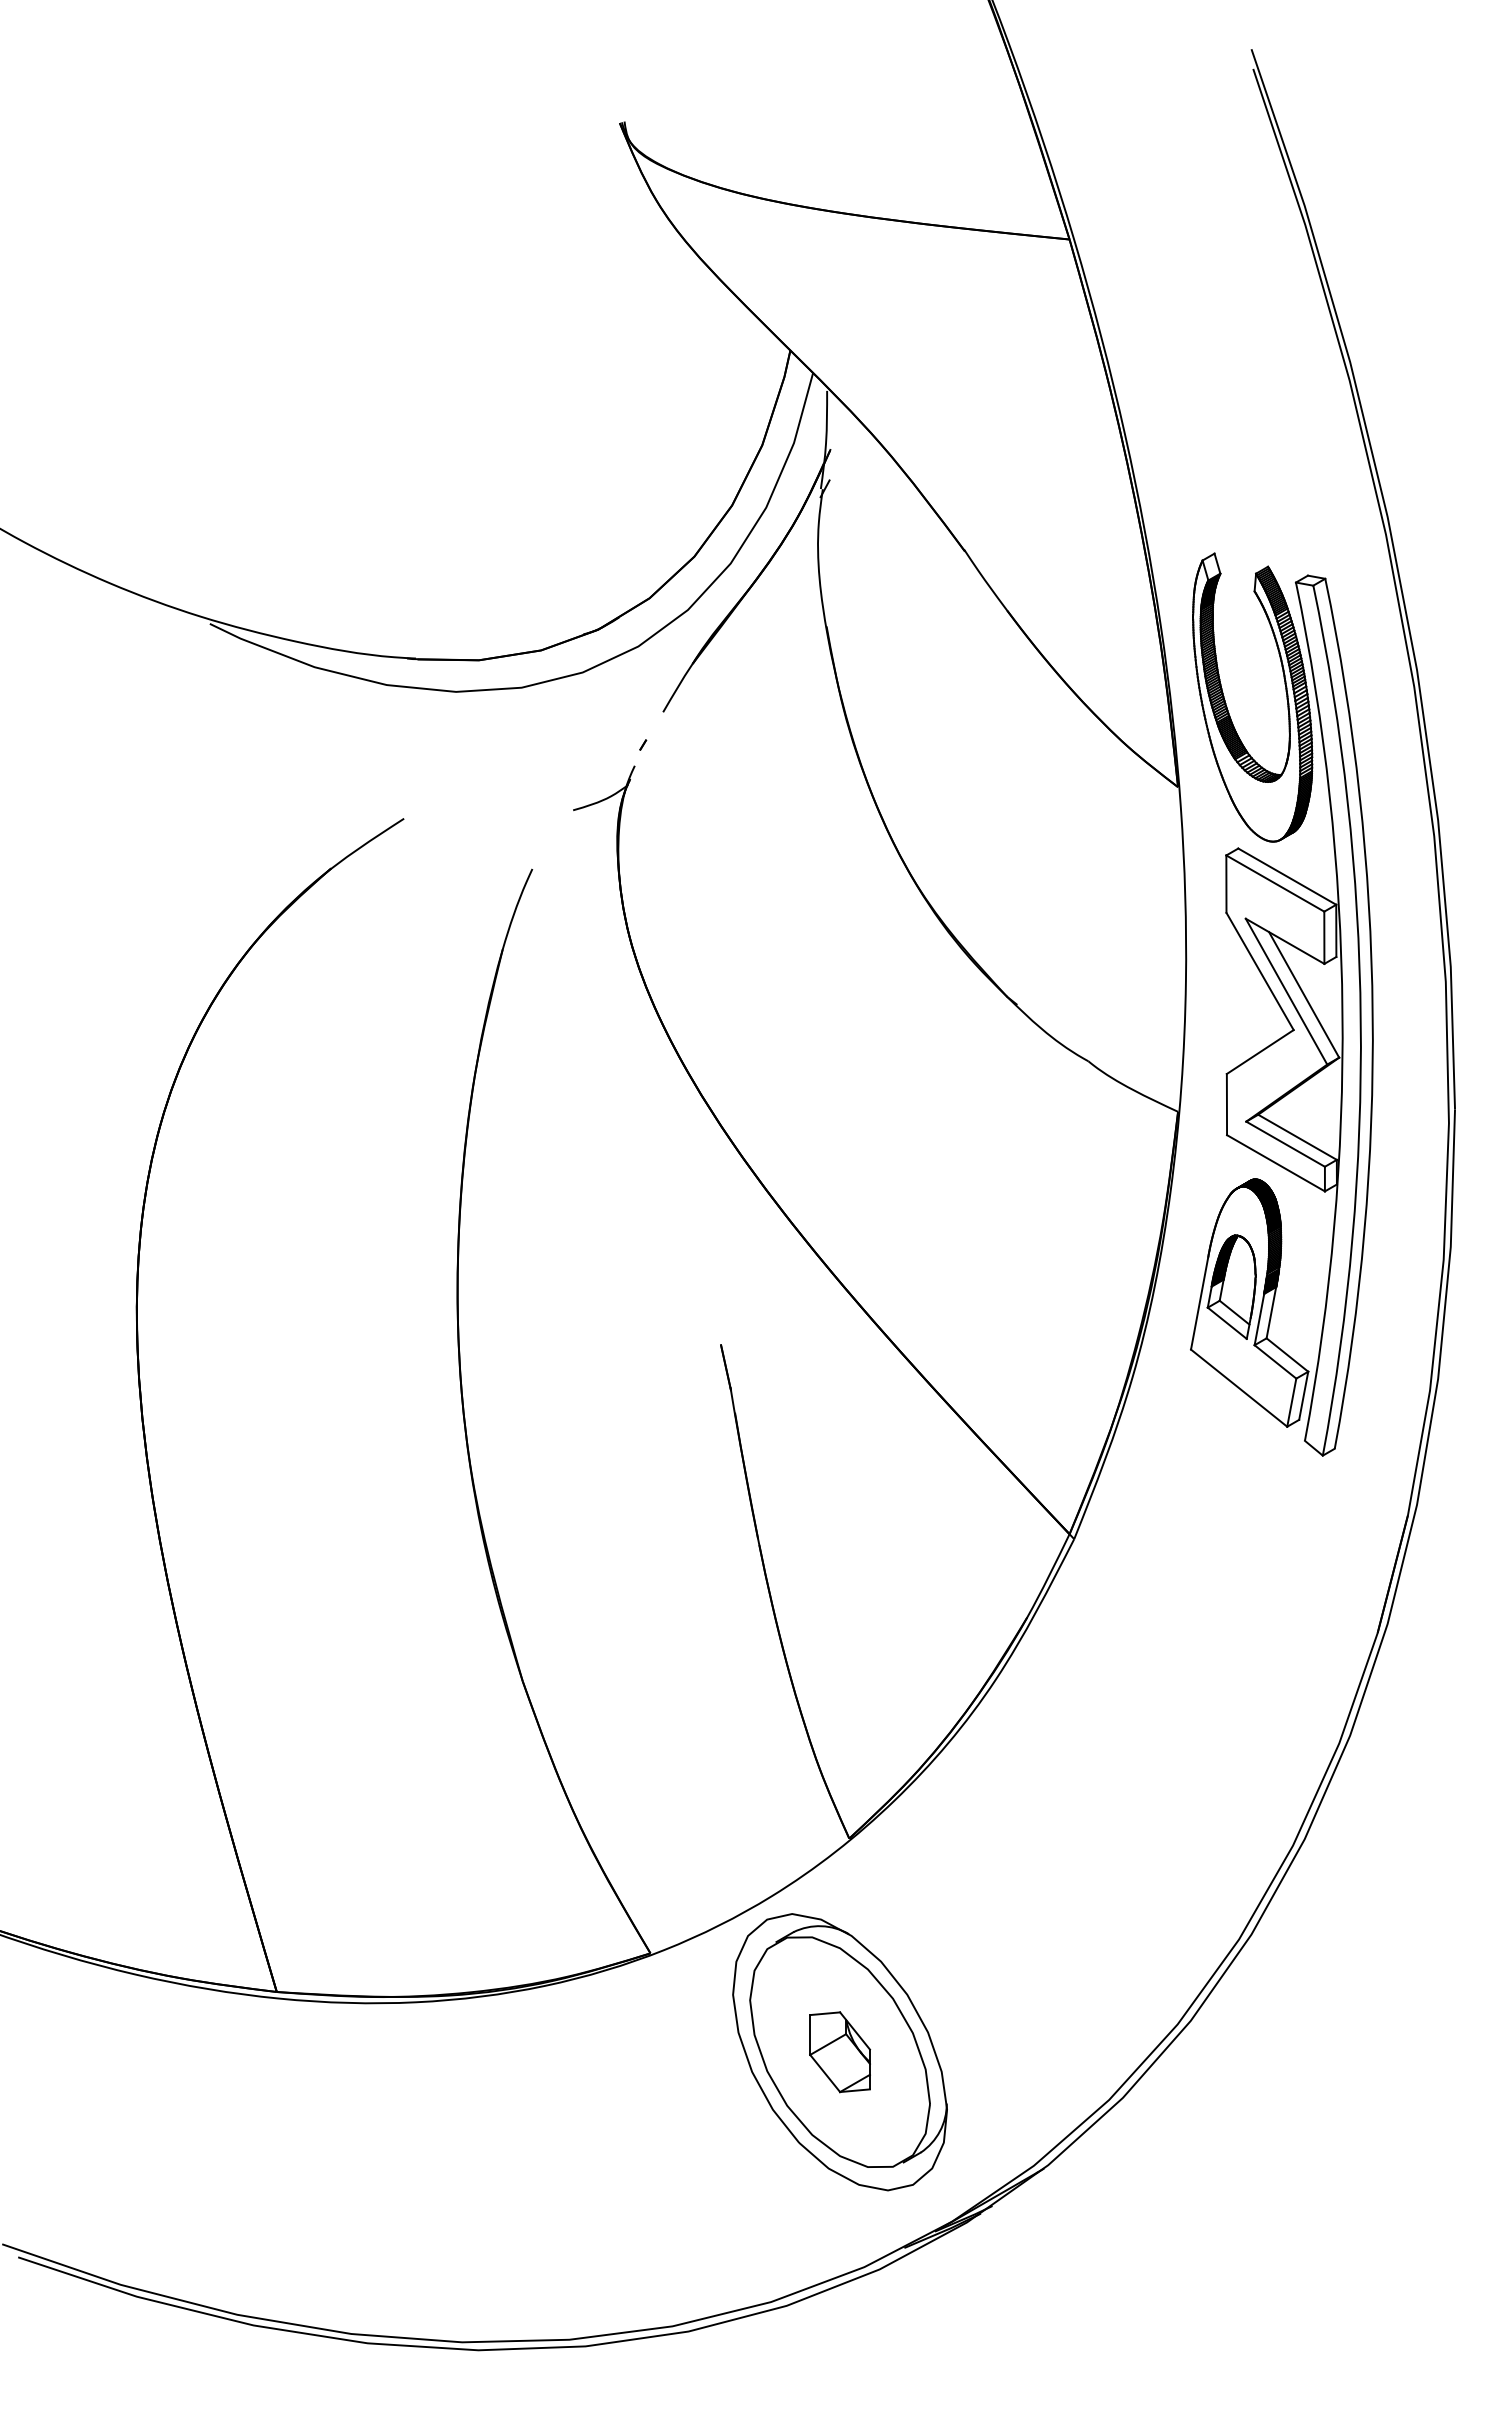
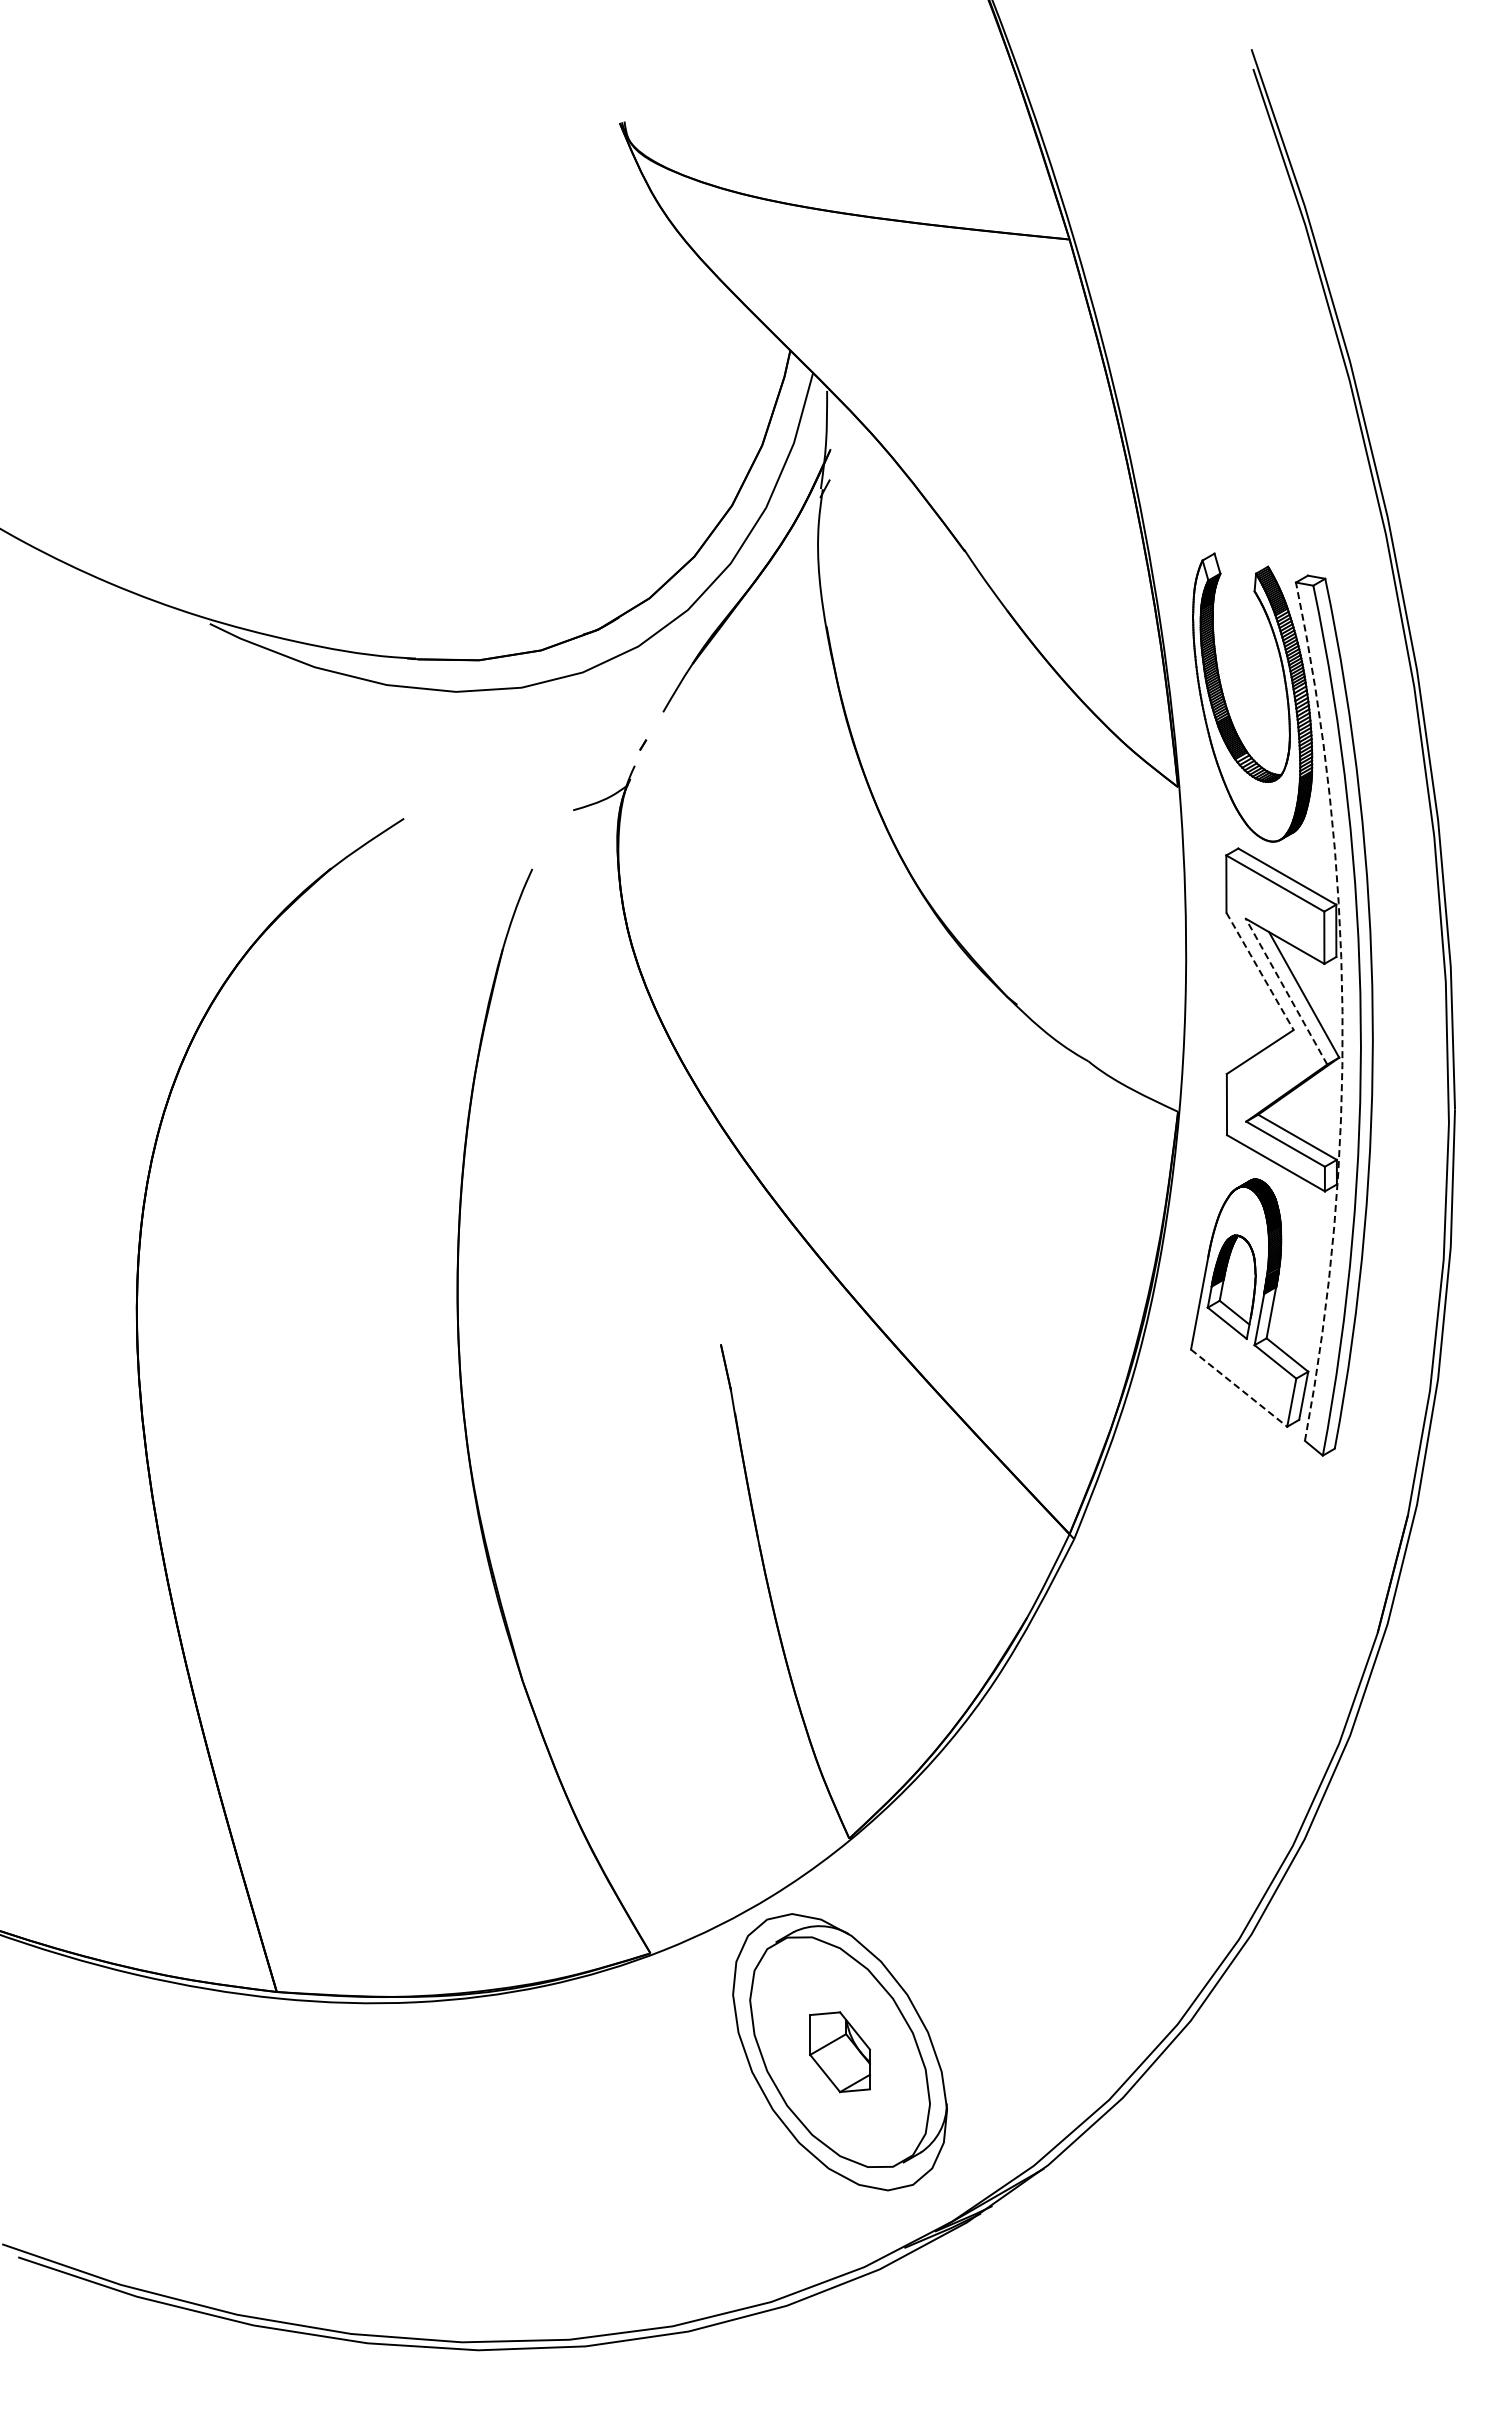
line: solid -> dashed (1260, 971)
line: solid -> dashed (1286, 991)
arc: solid -> dashed (1342, 1011)
line: solid -> dashed (1239, 1388)
